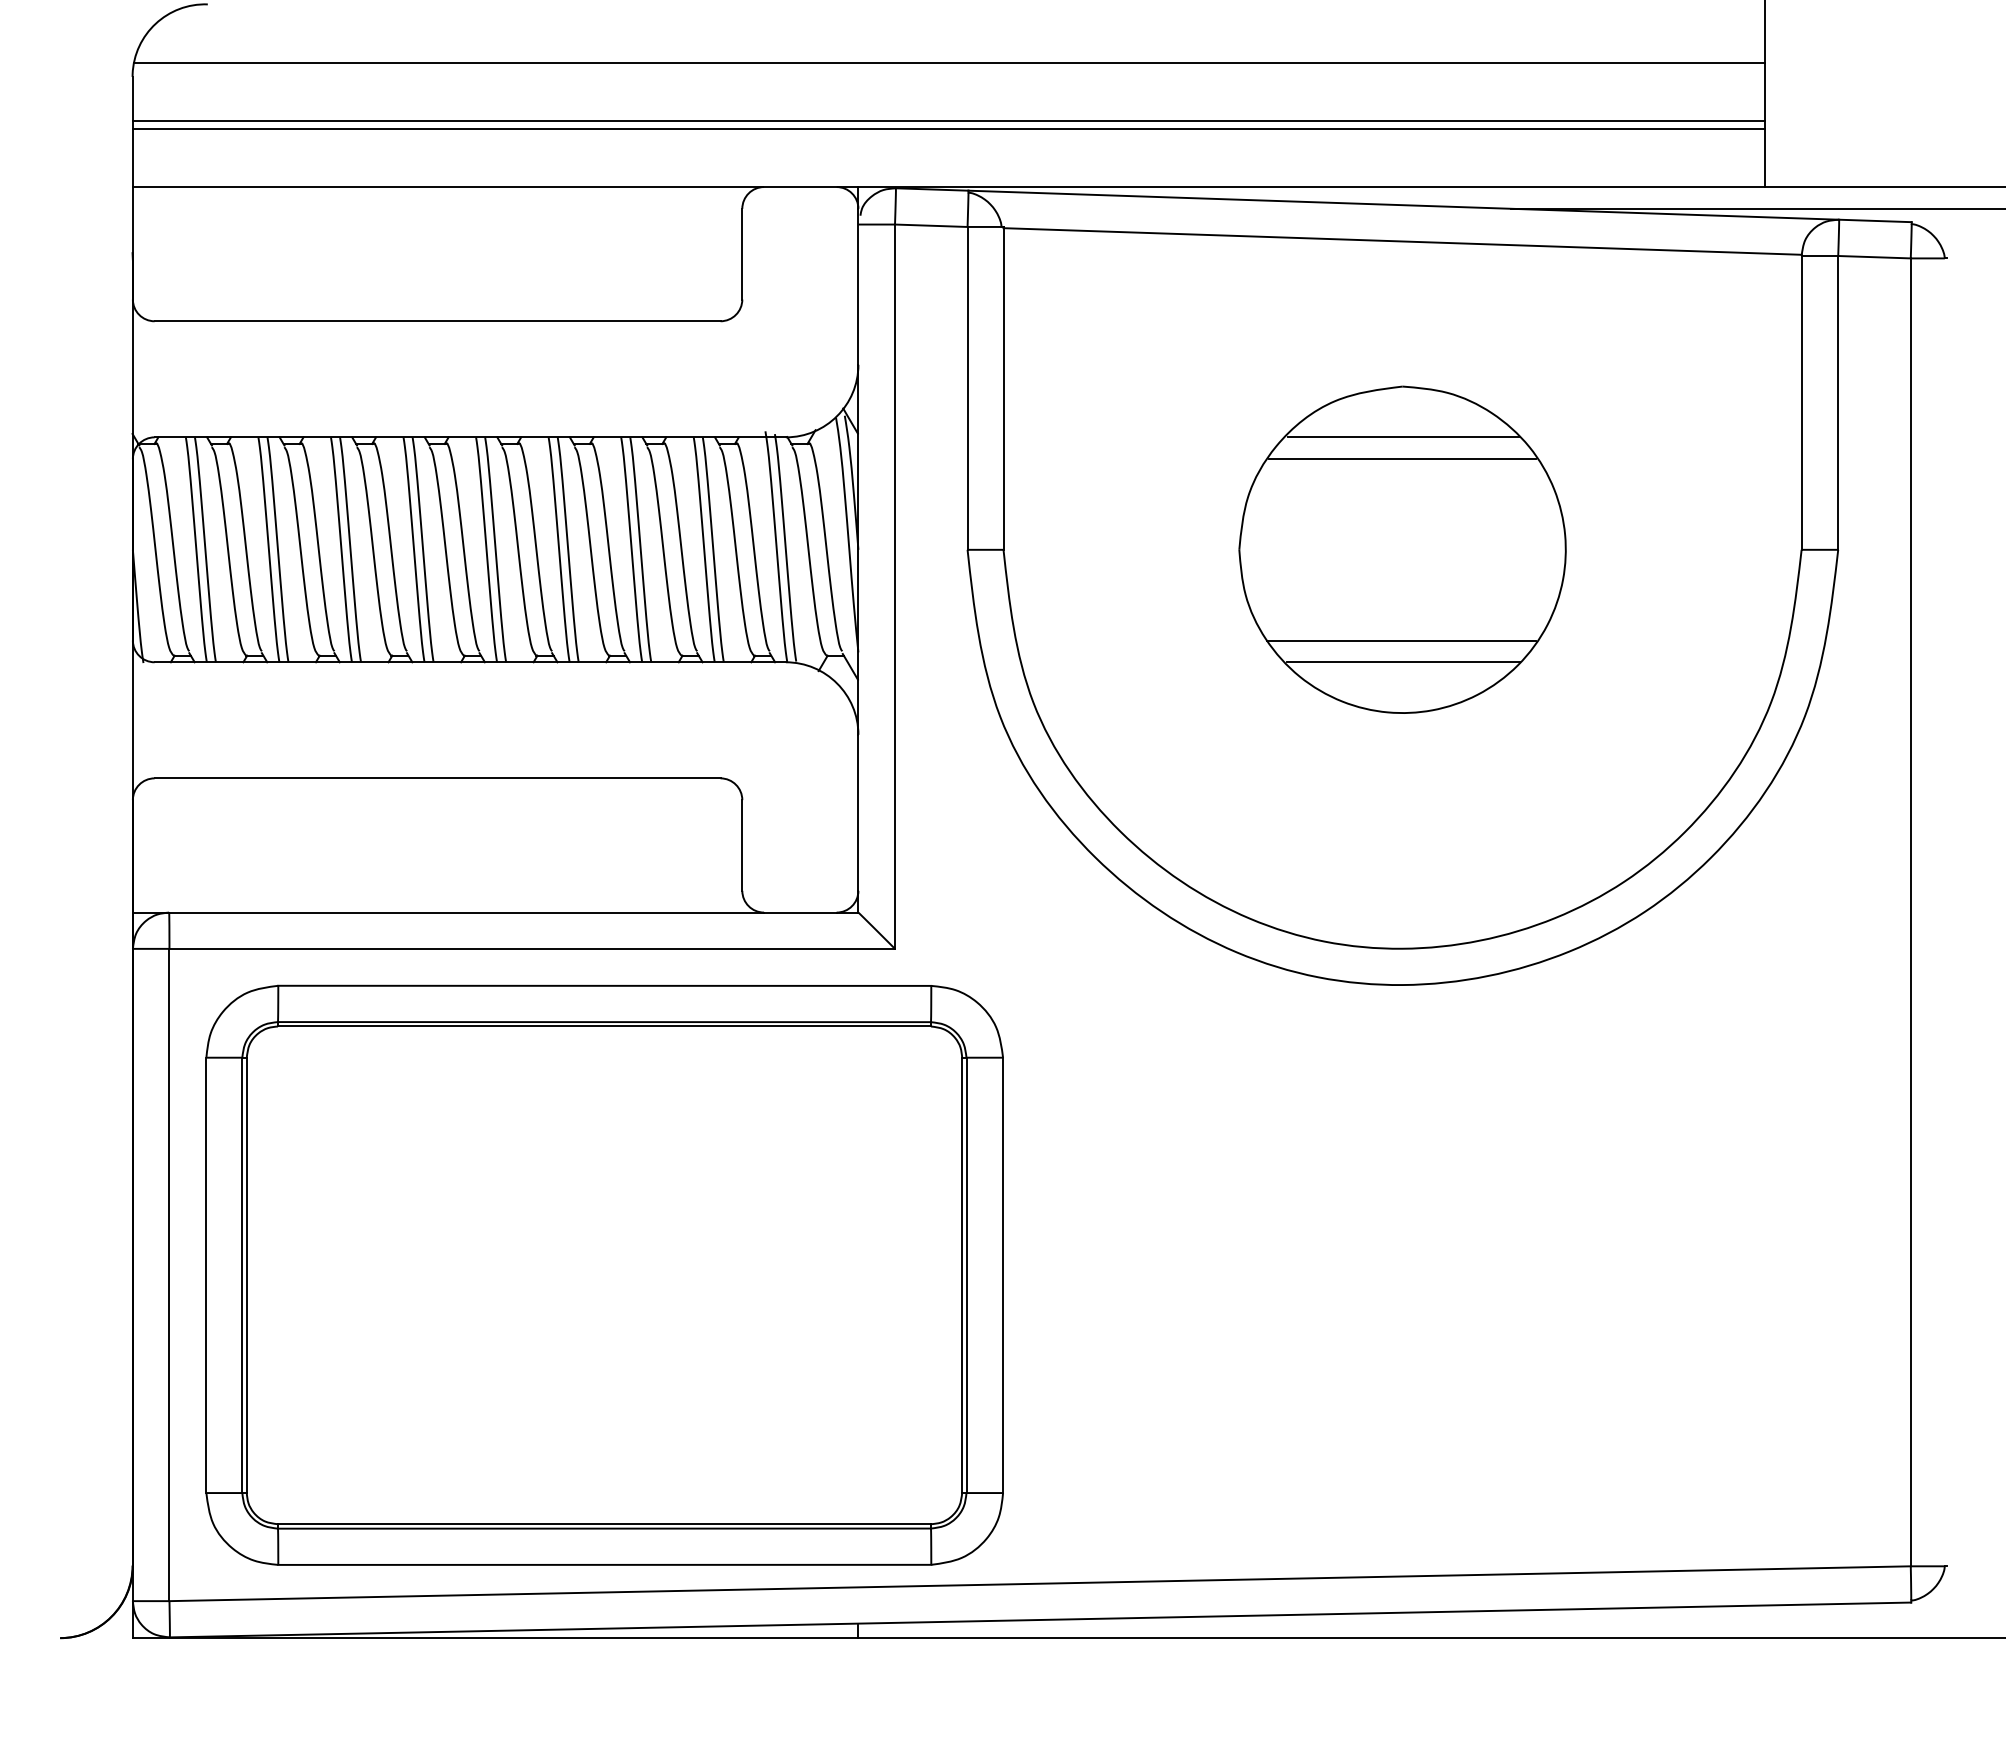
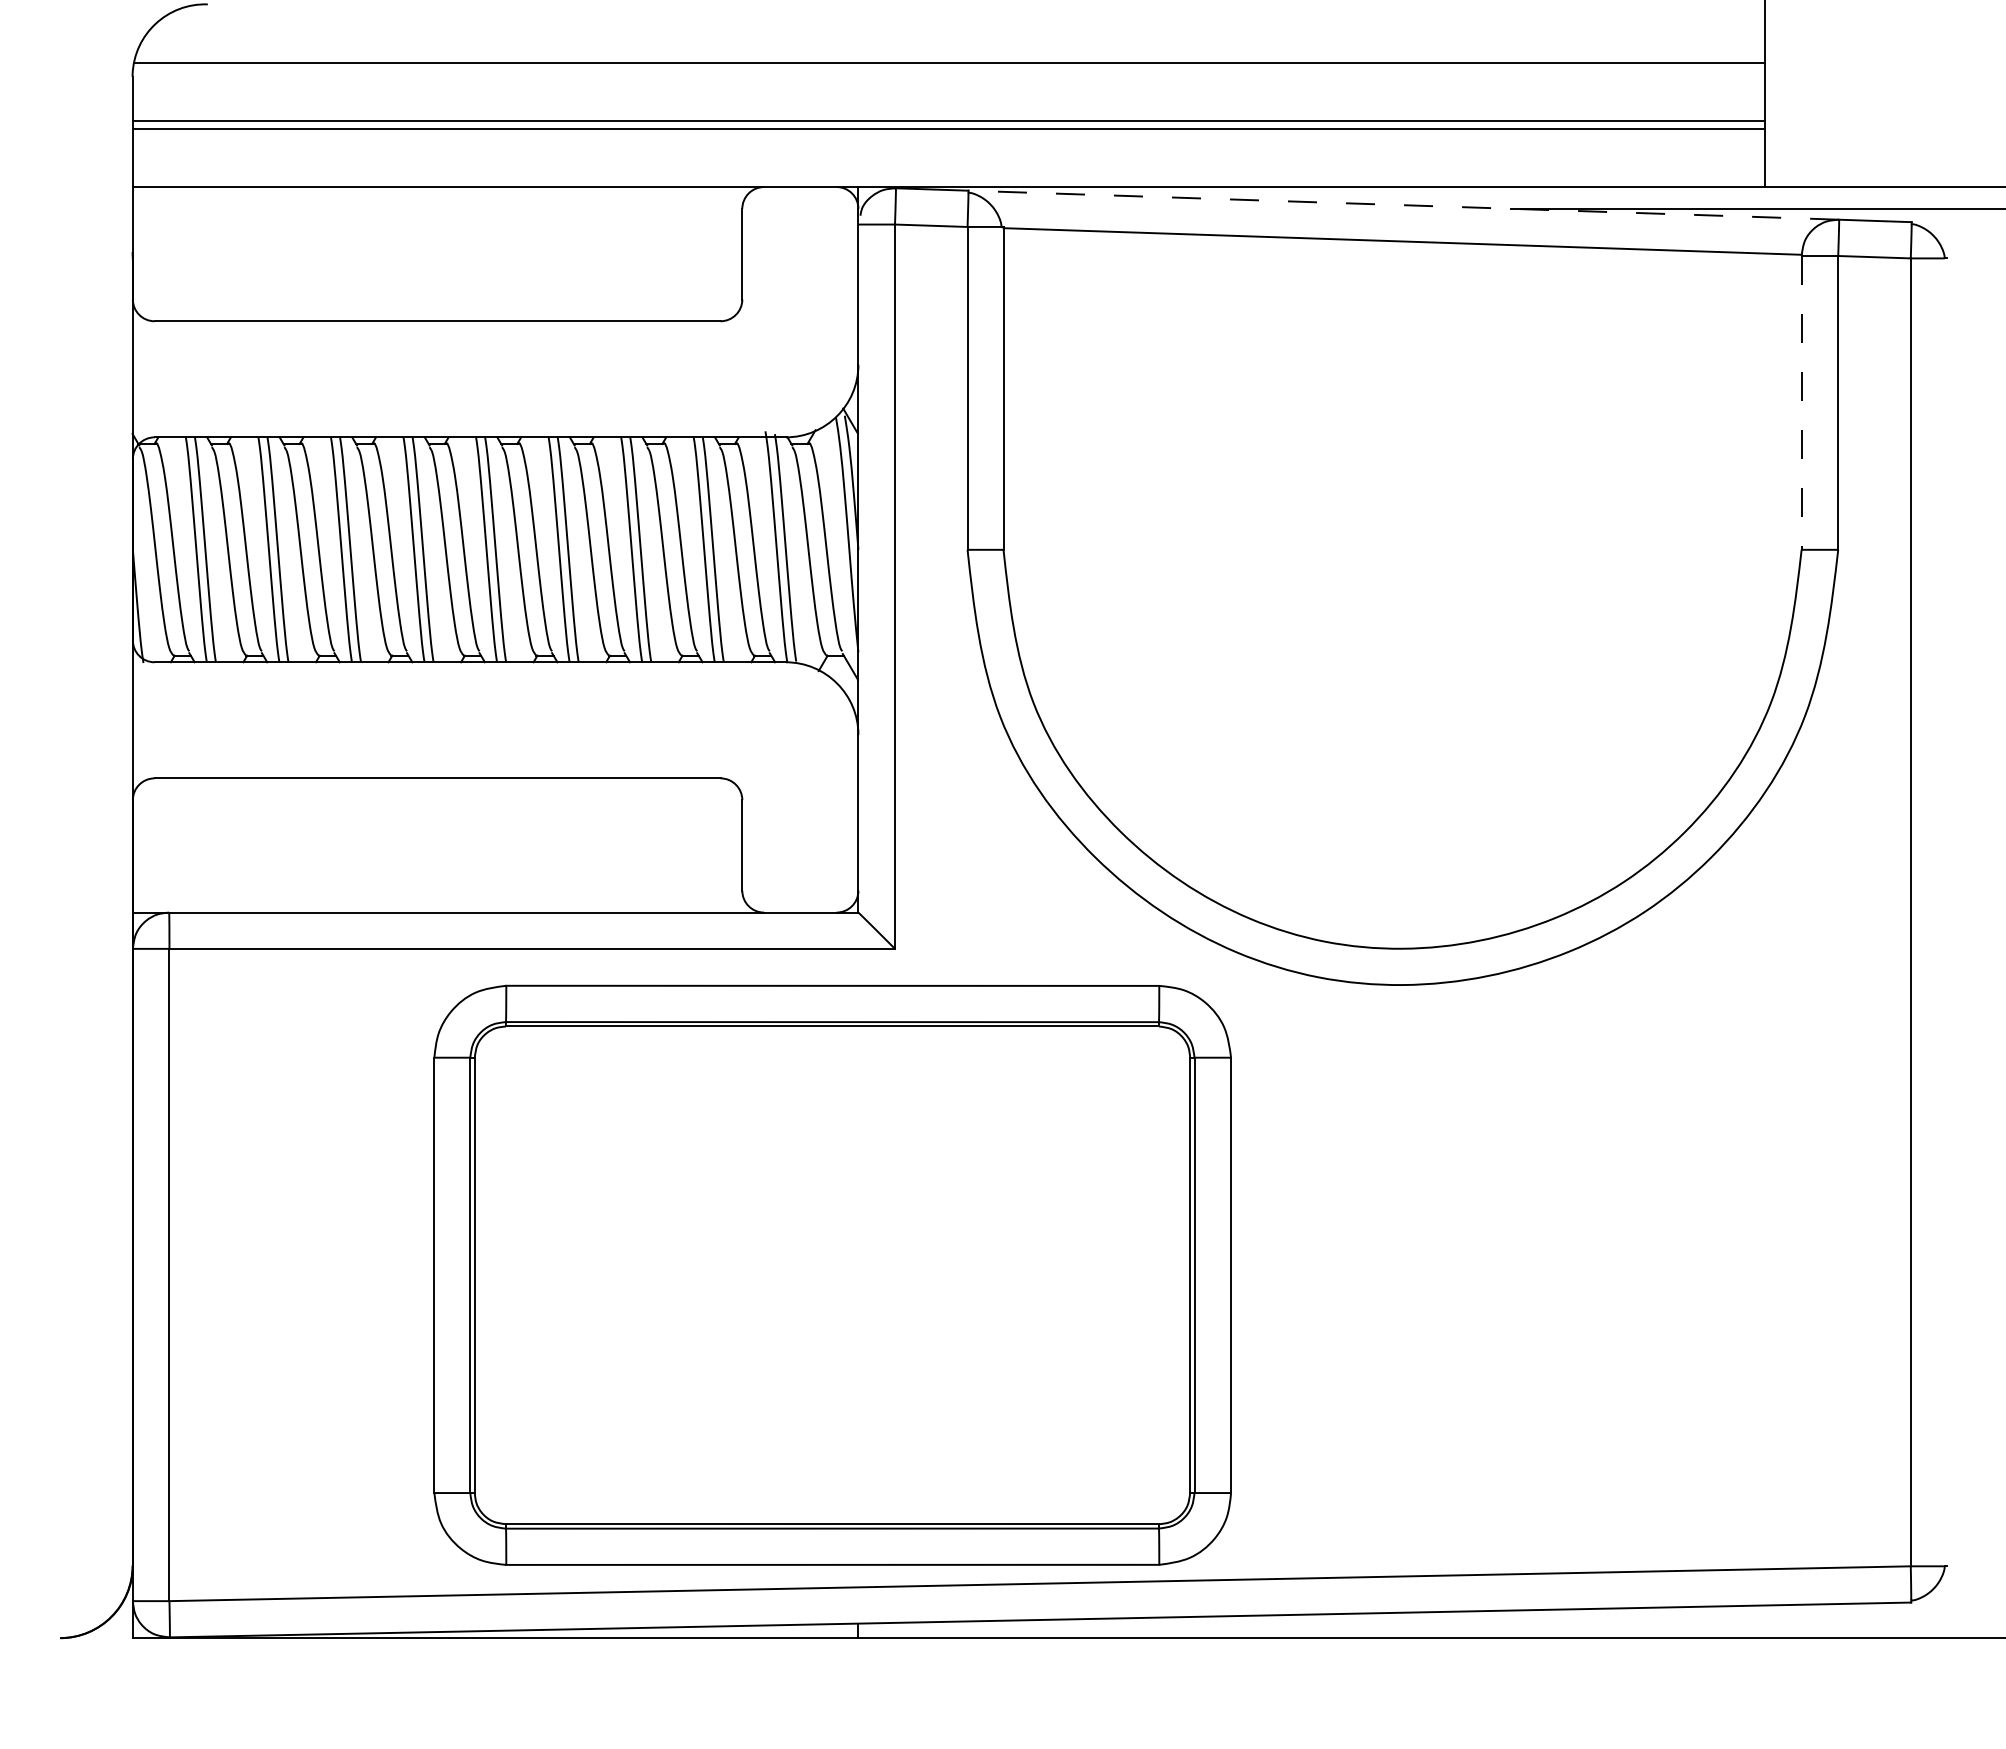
line: solid -> dashed (1403, 205)
line: solid -> dashed (1801, 402)
part: present -> none (1402, 549)
part position: (604, 1274) -> (832, 1274) (832, 1274)
